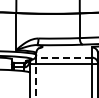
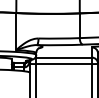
line: dashed -> solid (63, 57)
line: dashed -> solid (36, 80)
